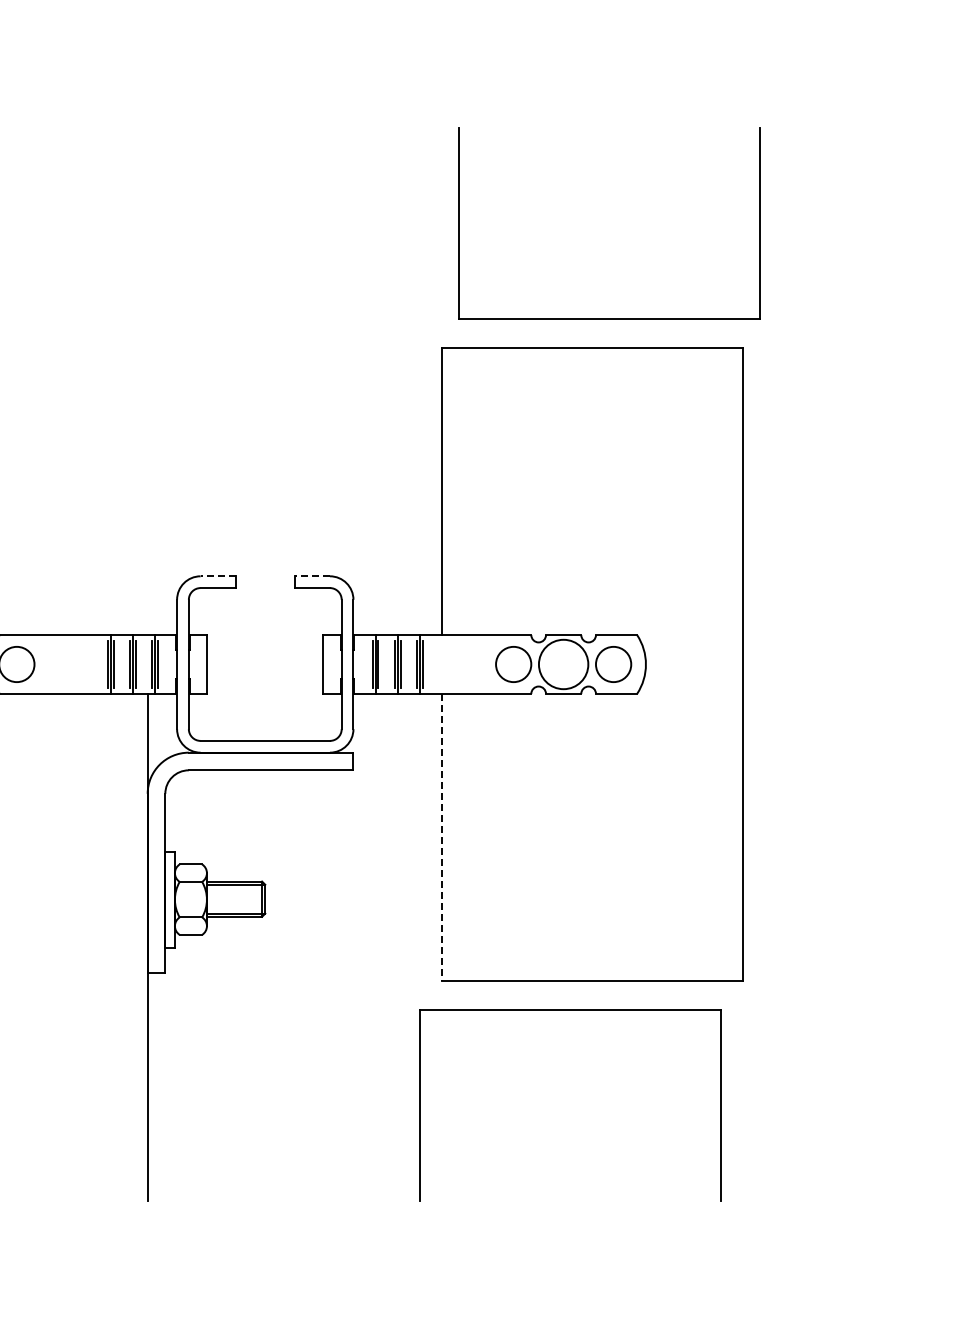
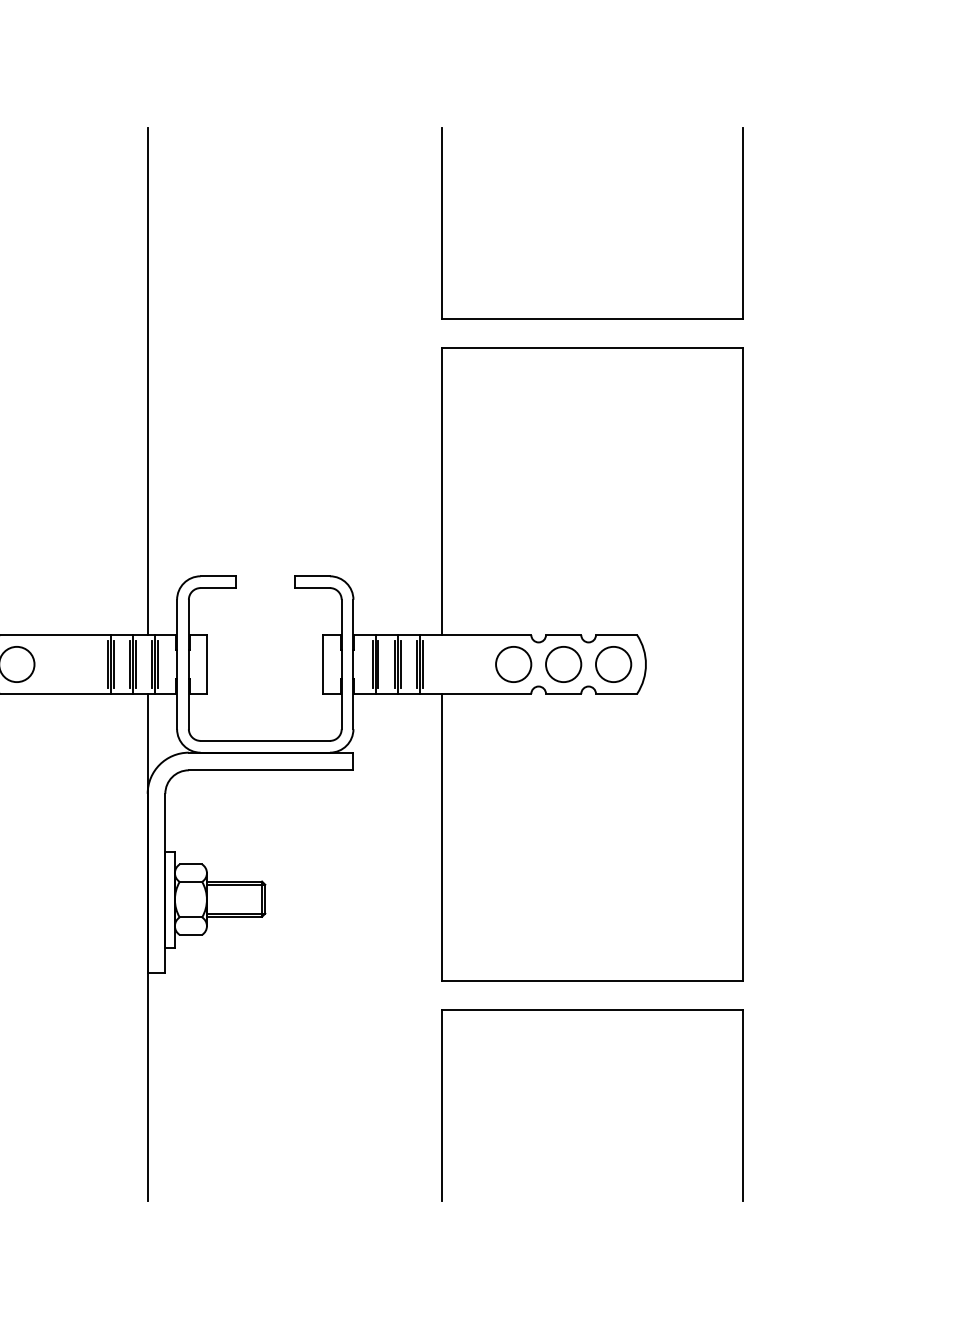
part position: (609, 318) -> (592, 318) (592, 318)
line: none -> present (147, 381)
line: dashed -> solid (218, 576)
line: dashed -> solid (312, 576)
circle diameter: 49 px -> 35 px (563, 664)
line: dashed -> solid (441, 837)
part position: (570, 1010) -> (592, 1010) (592, 1010)
